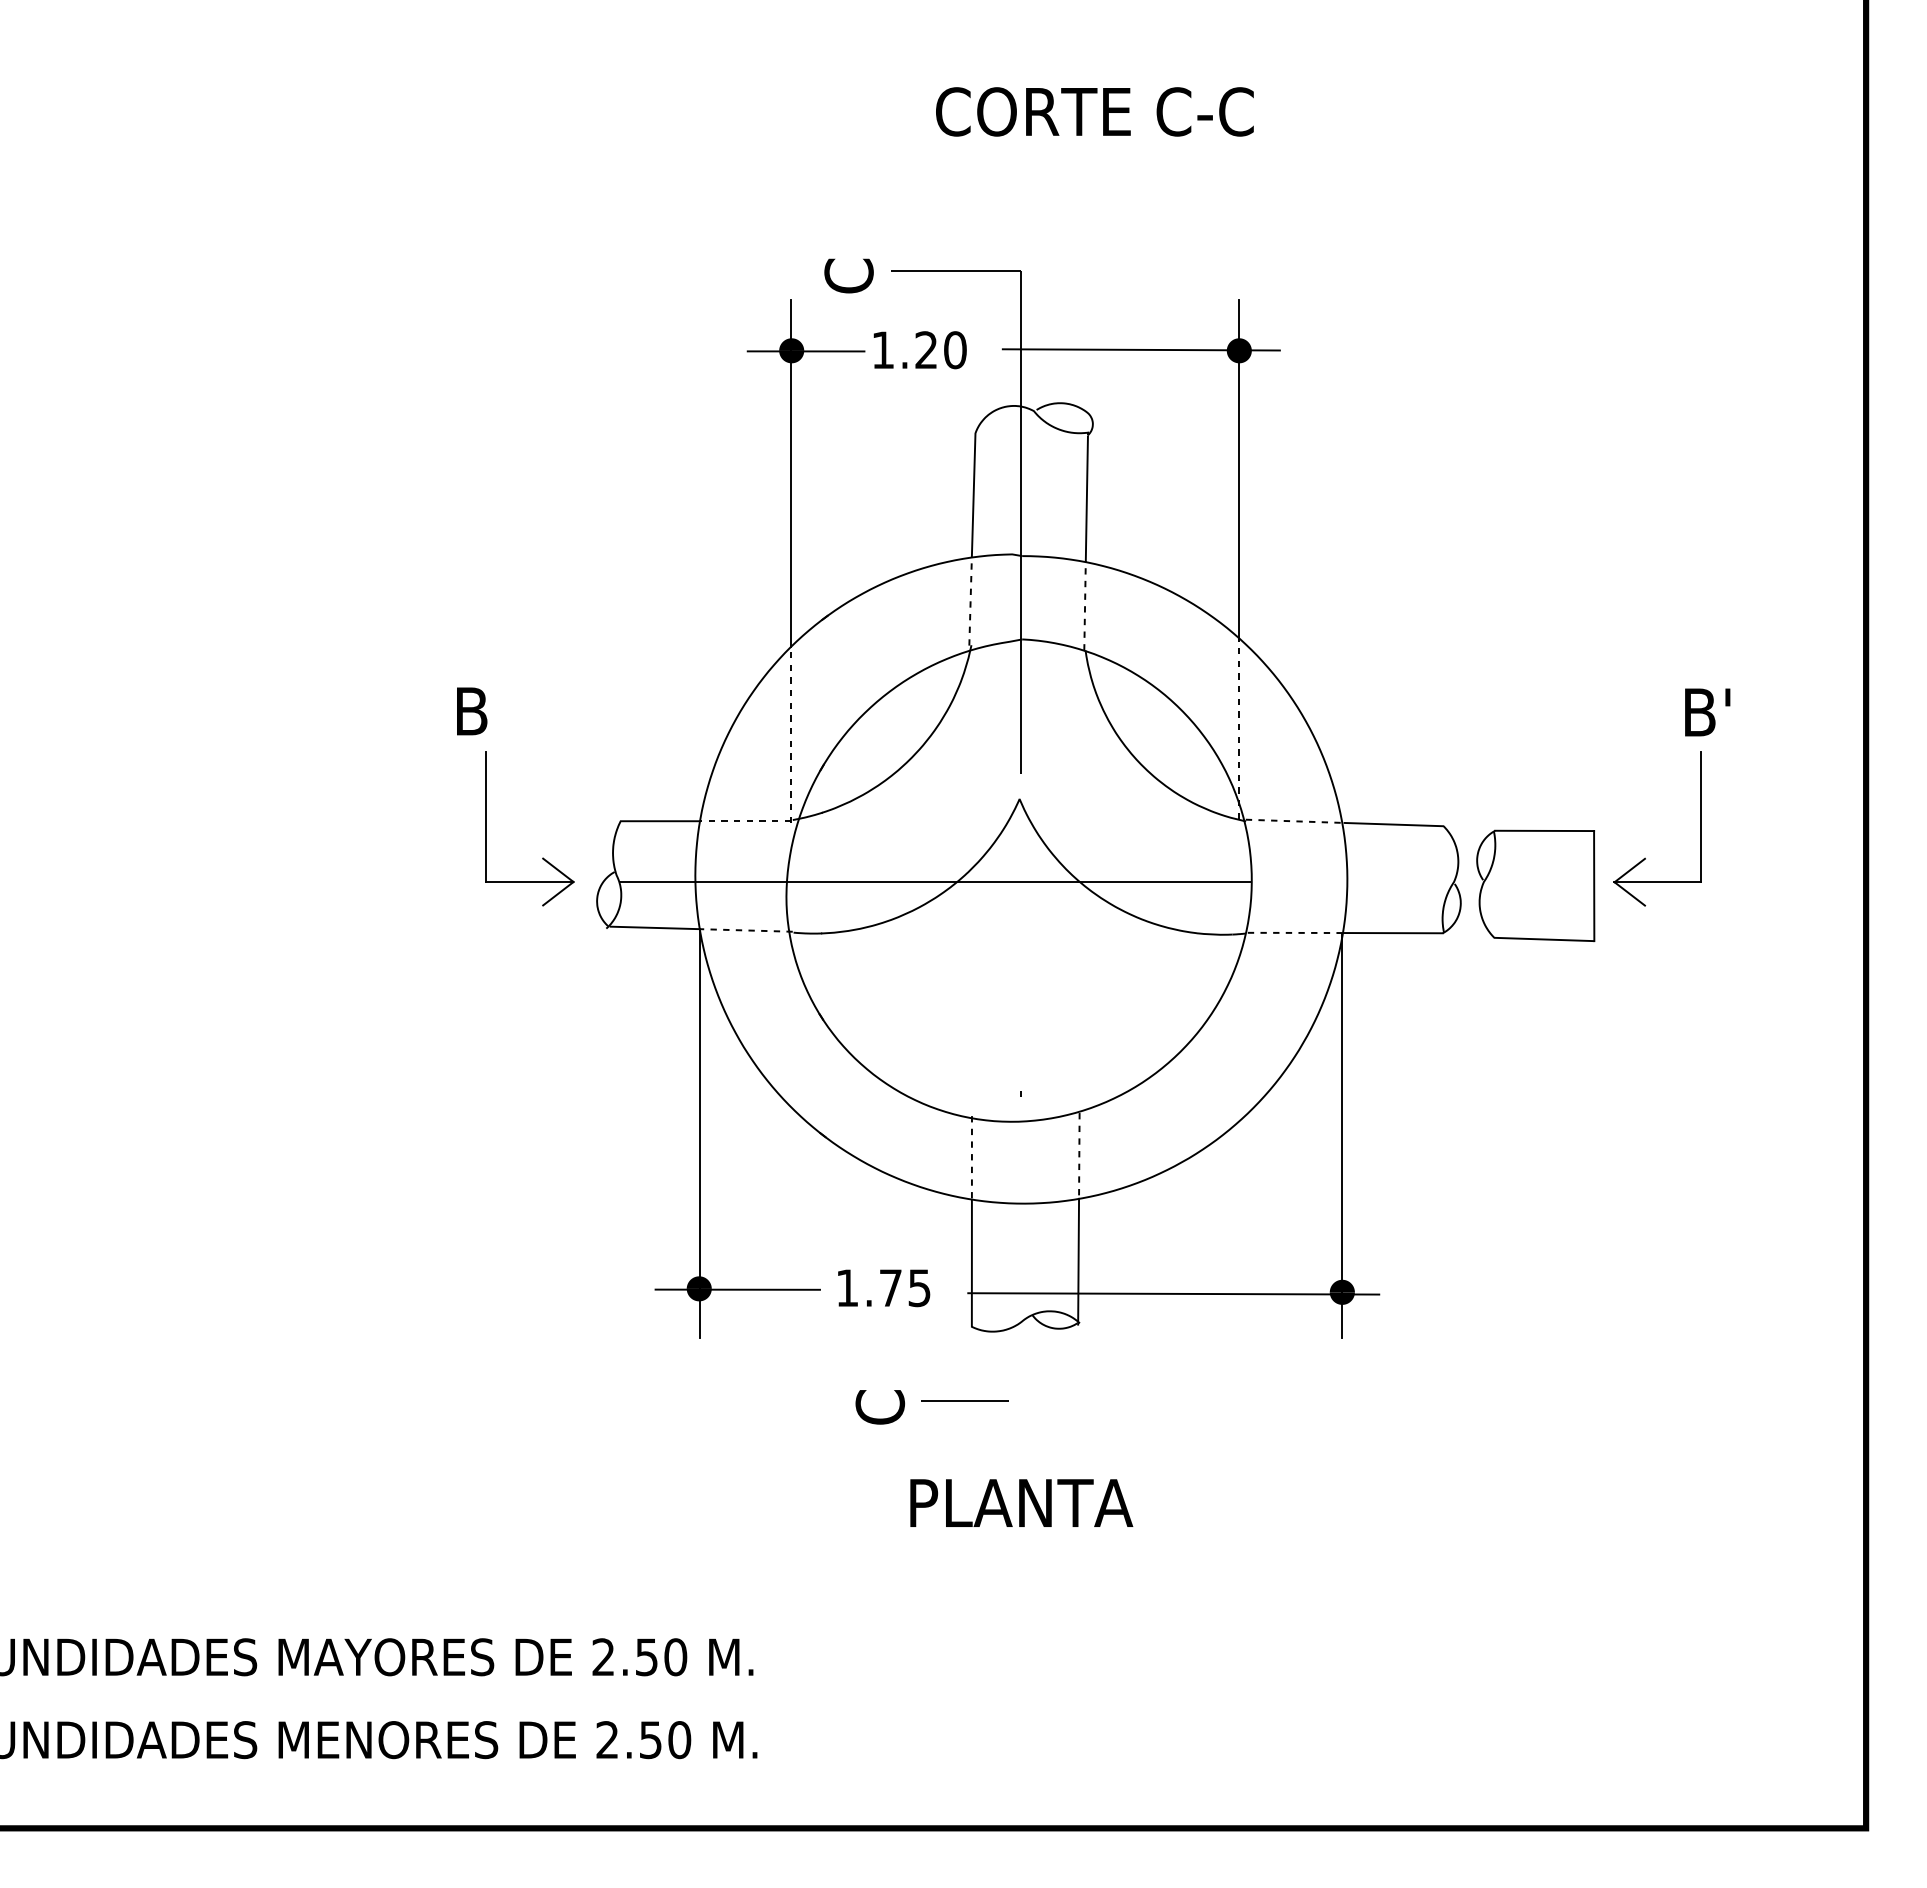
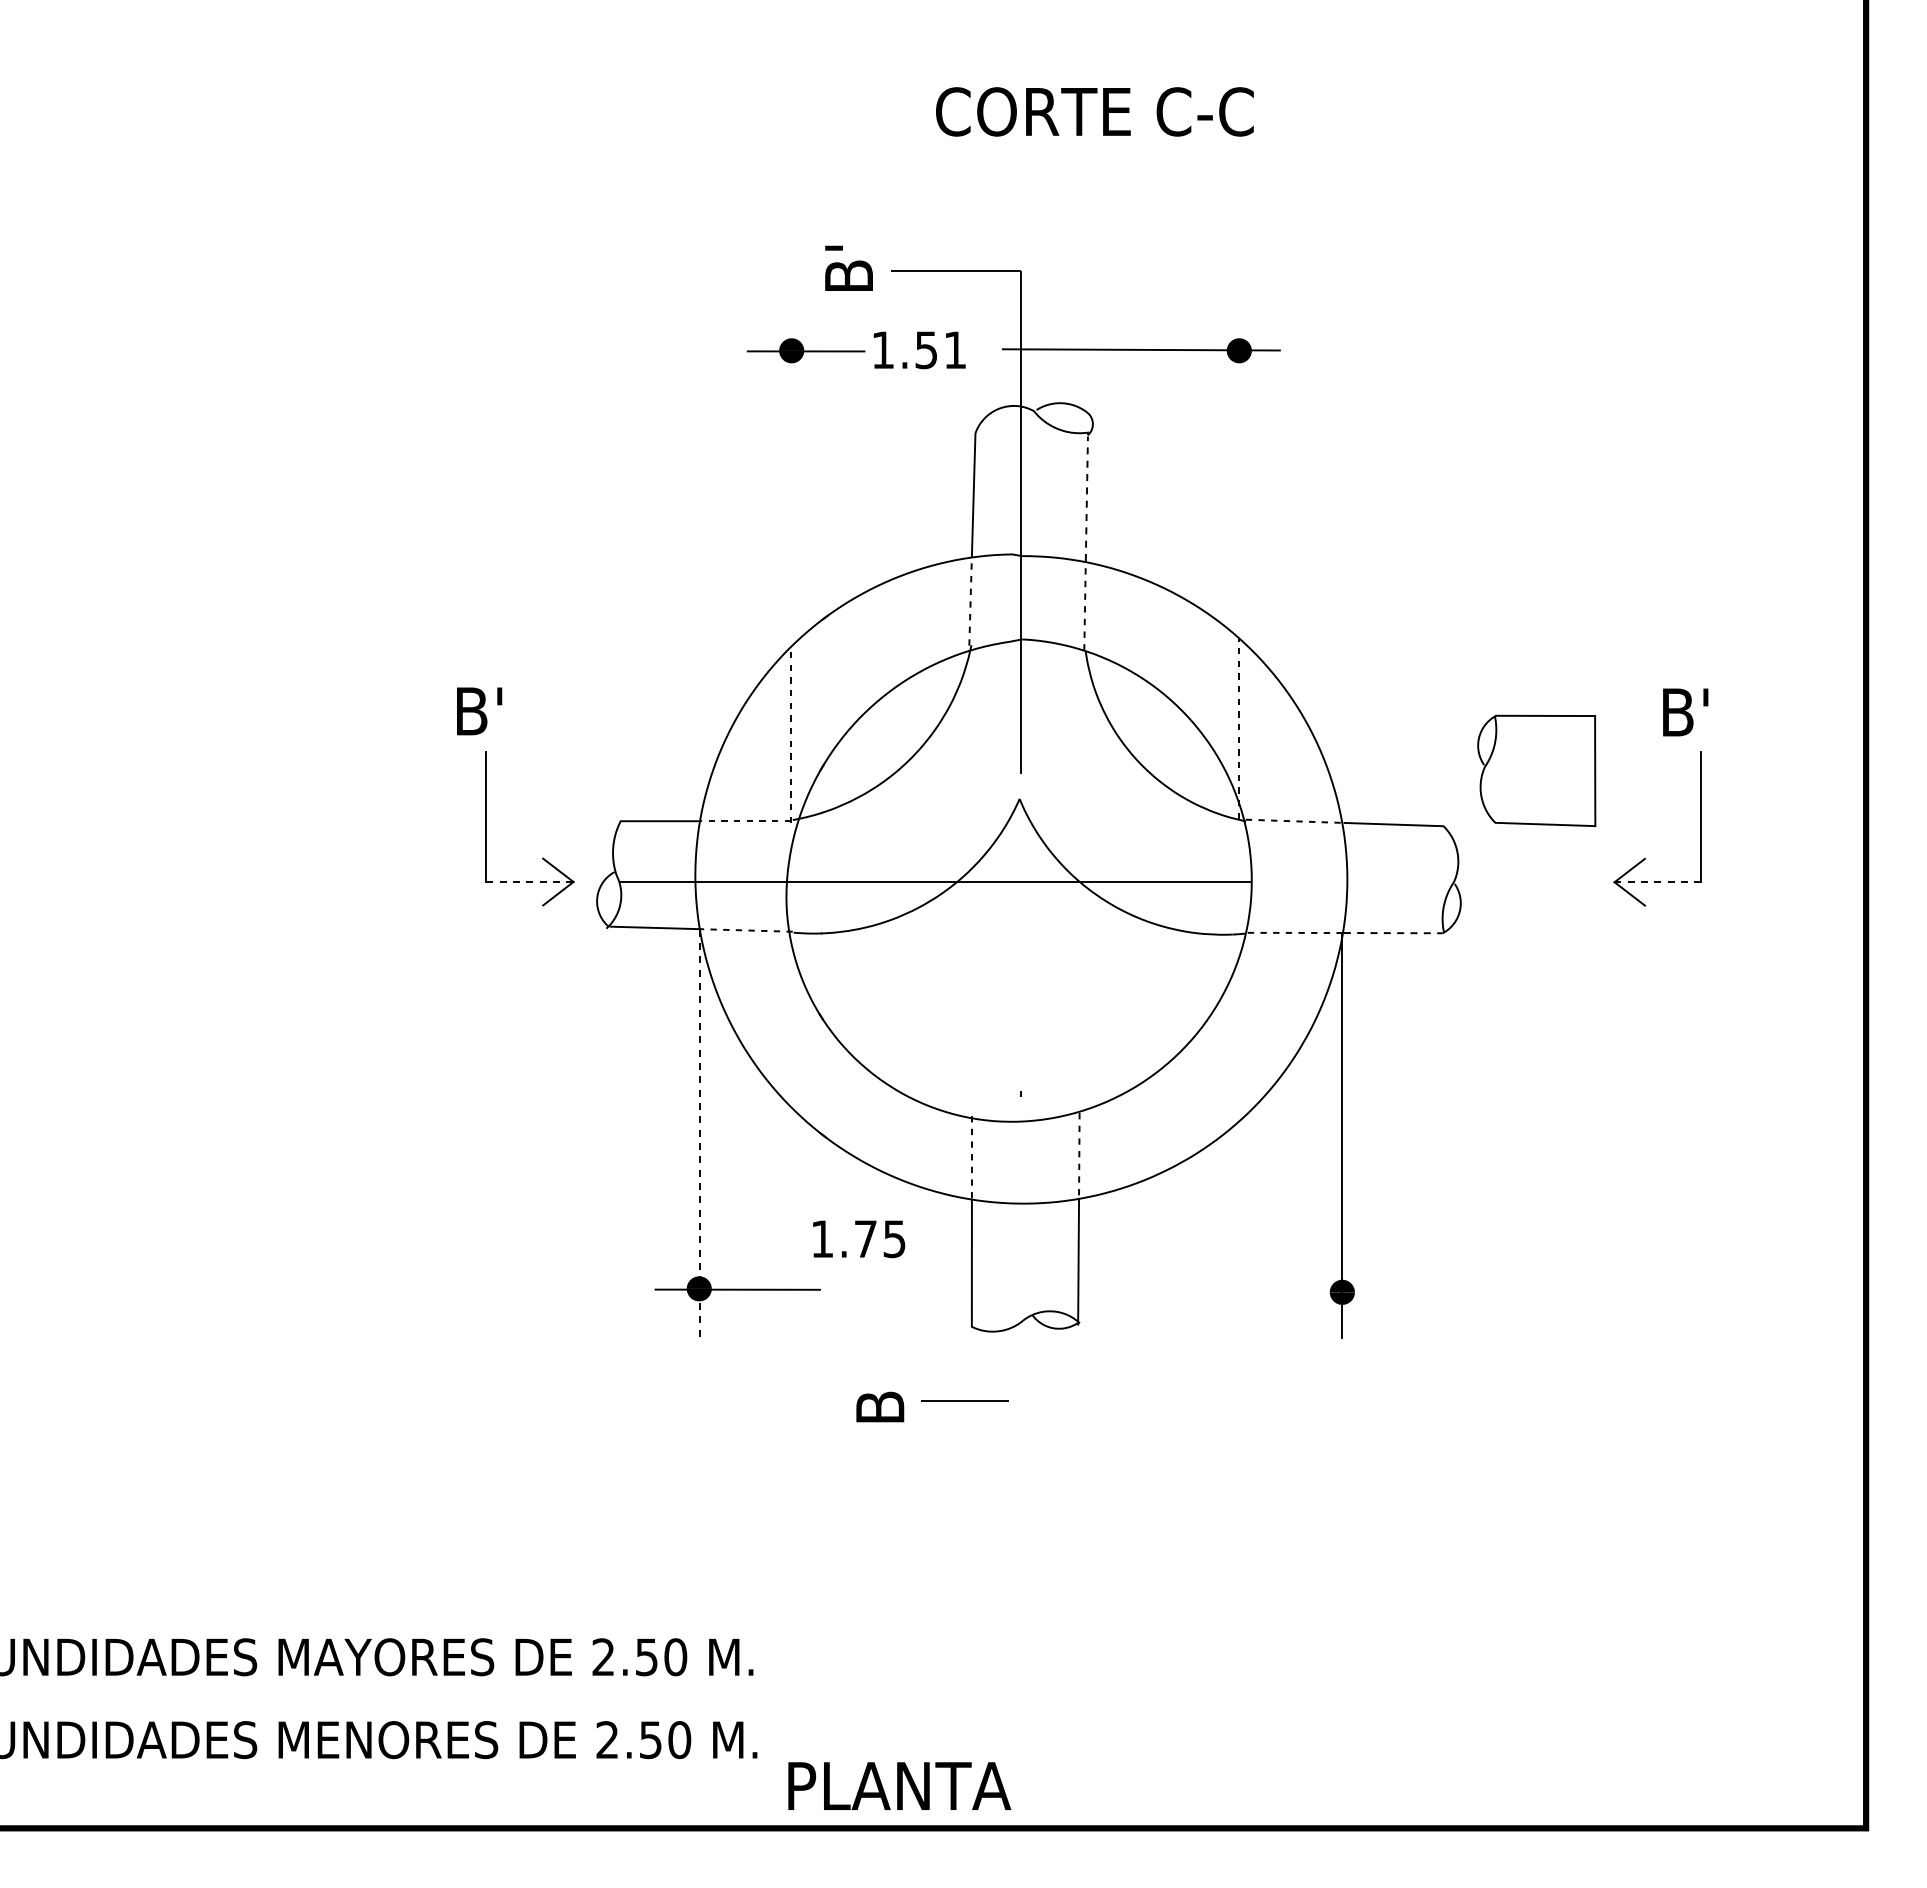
text: C -> B' (848, 269)
text: 1.20 -> 1.51 (940, 350)
line: present -> none (1238, 468)
line: present -> none (791, 473)
line: solid -> dashed (1086, 498)
text: B -> B' (499, 696)
text position: (1707, 712) -> (1685, 712) (1685, 712)
line: solid -> dashed (529, 882)
line: solid -> dashed (1657, 882)
part position: (1535, 885) -> (1536, 770) (1536, 770)
line: solid -> dashed (1393, 933)
line: solid -> dashed (700, 1134)
text position: (884, 1288) -> (859, 1239) (859, 1239)
line: present -> none (1173, 1293)
text: C -> B (880, 1407)
text position: (1021, 1502) -> (899, 1785) (899, 1785)
